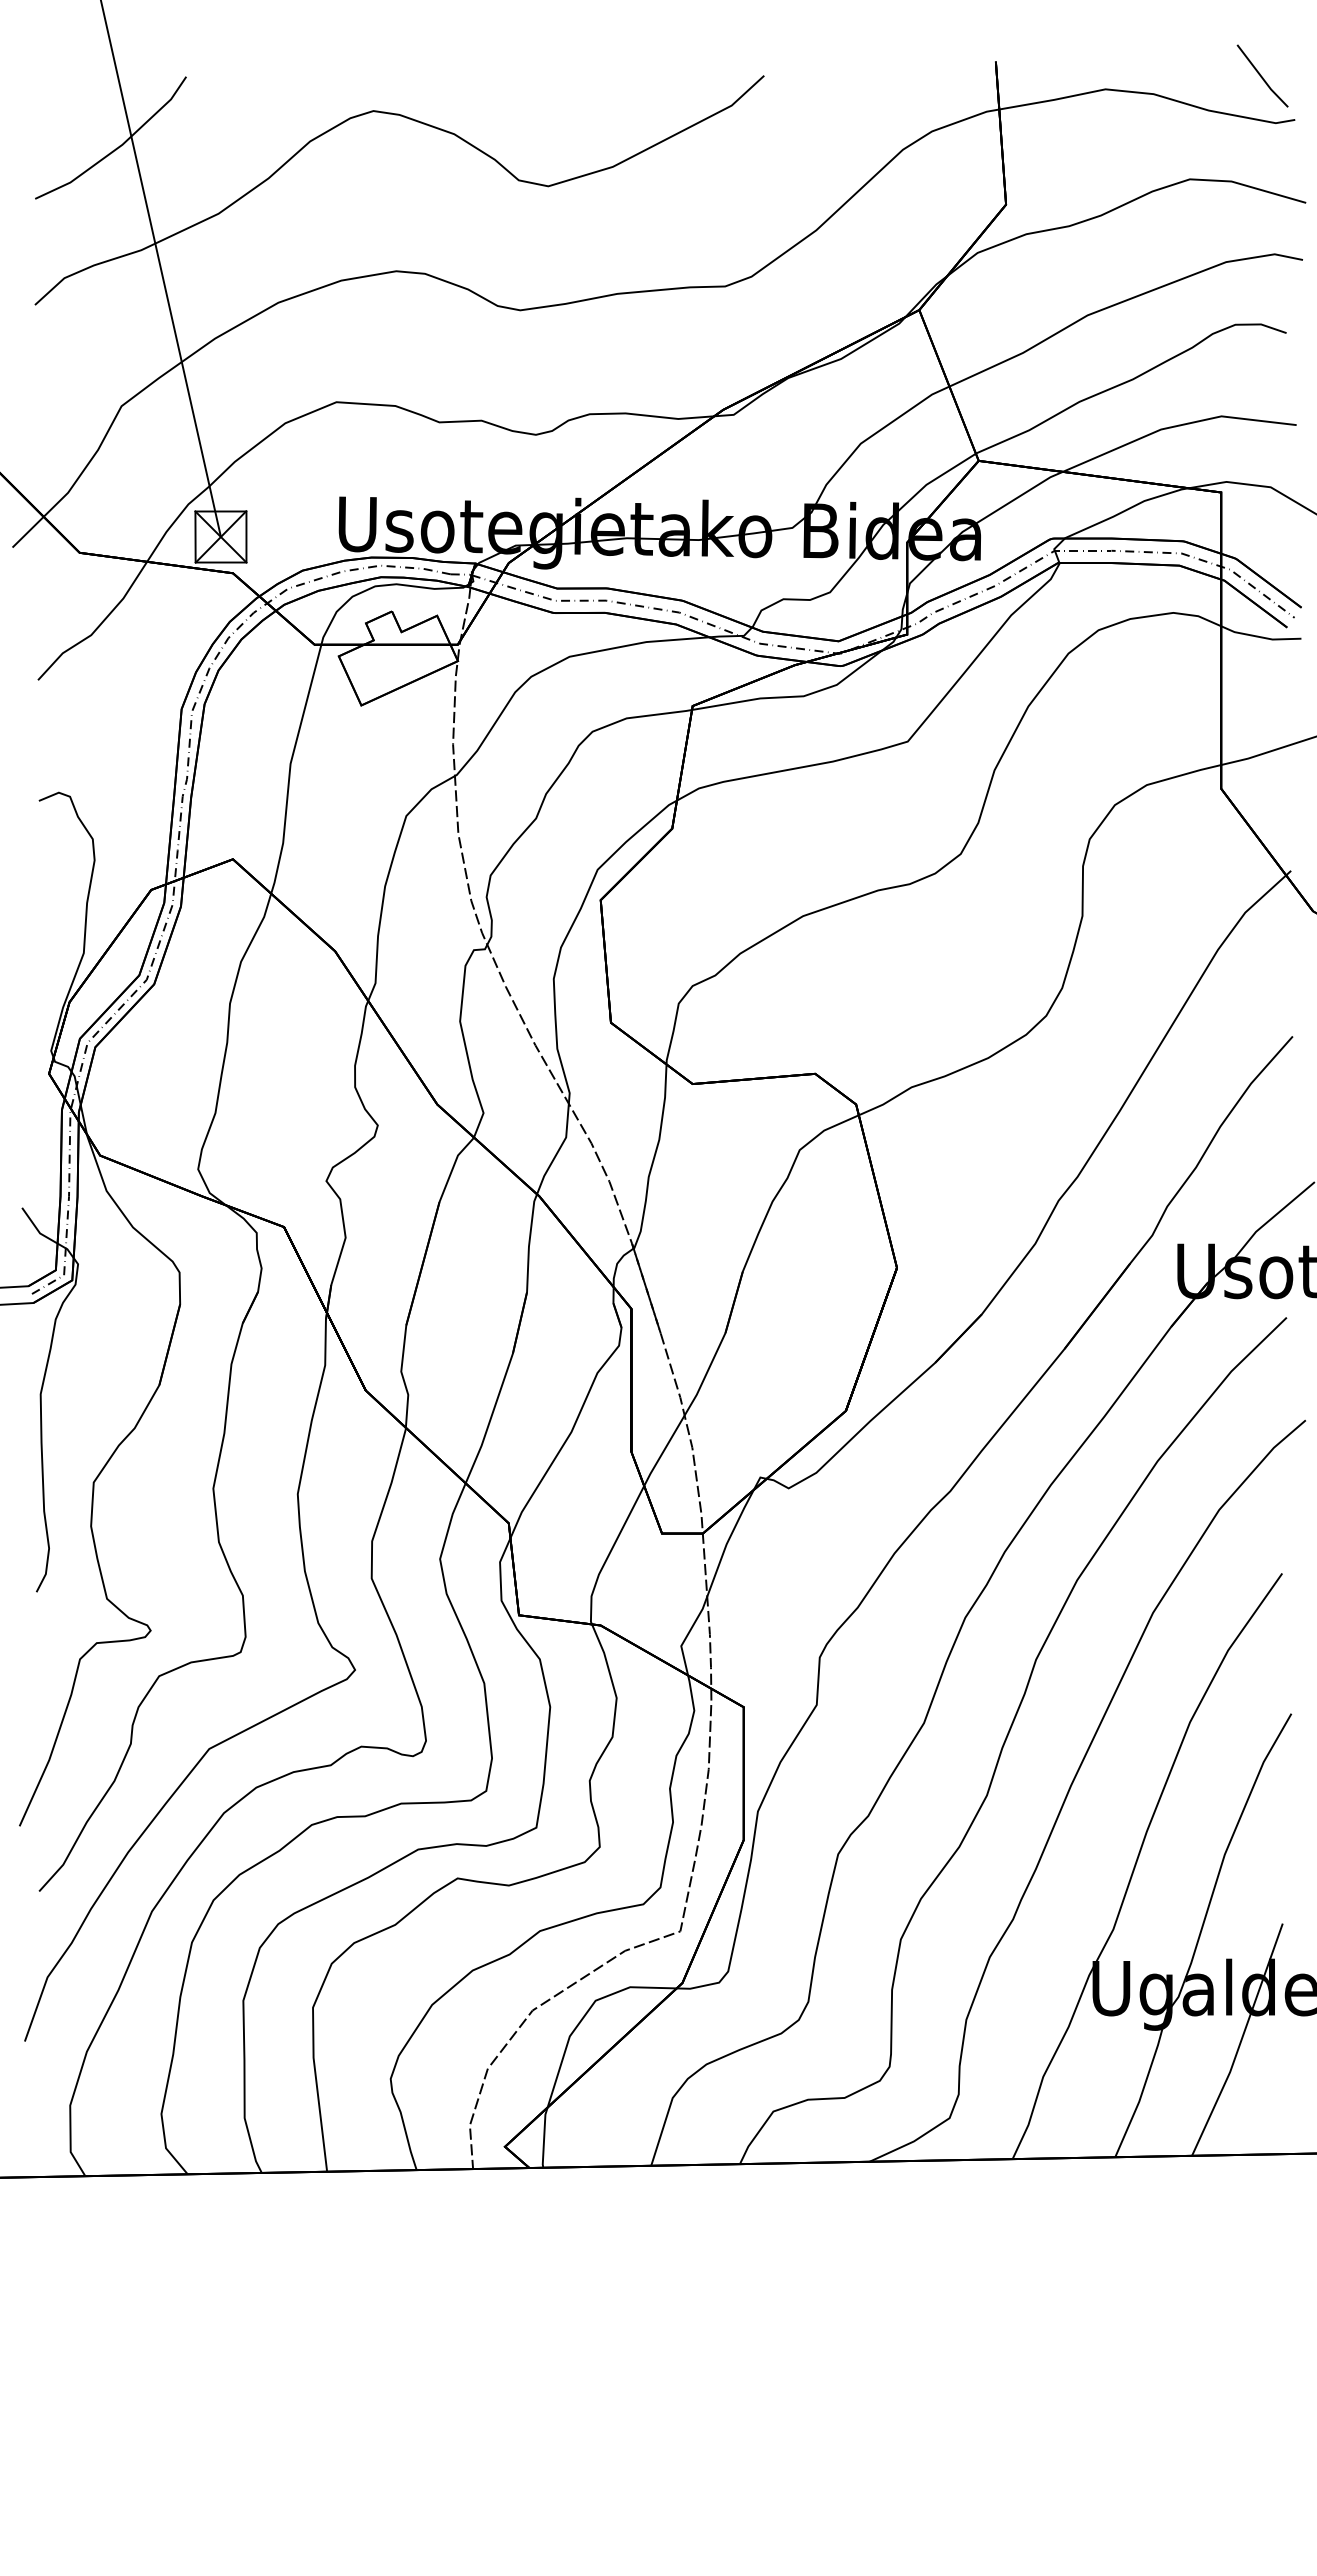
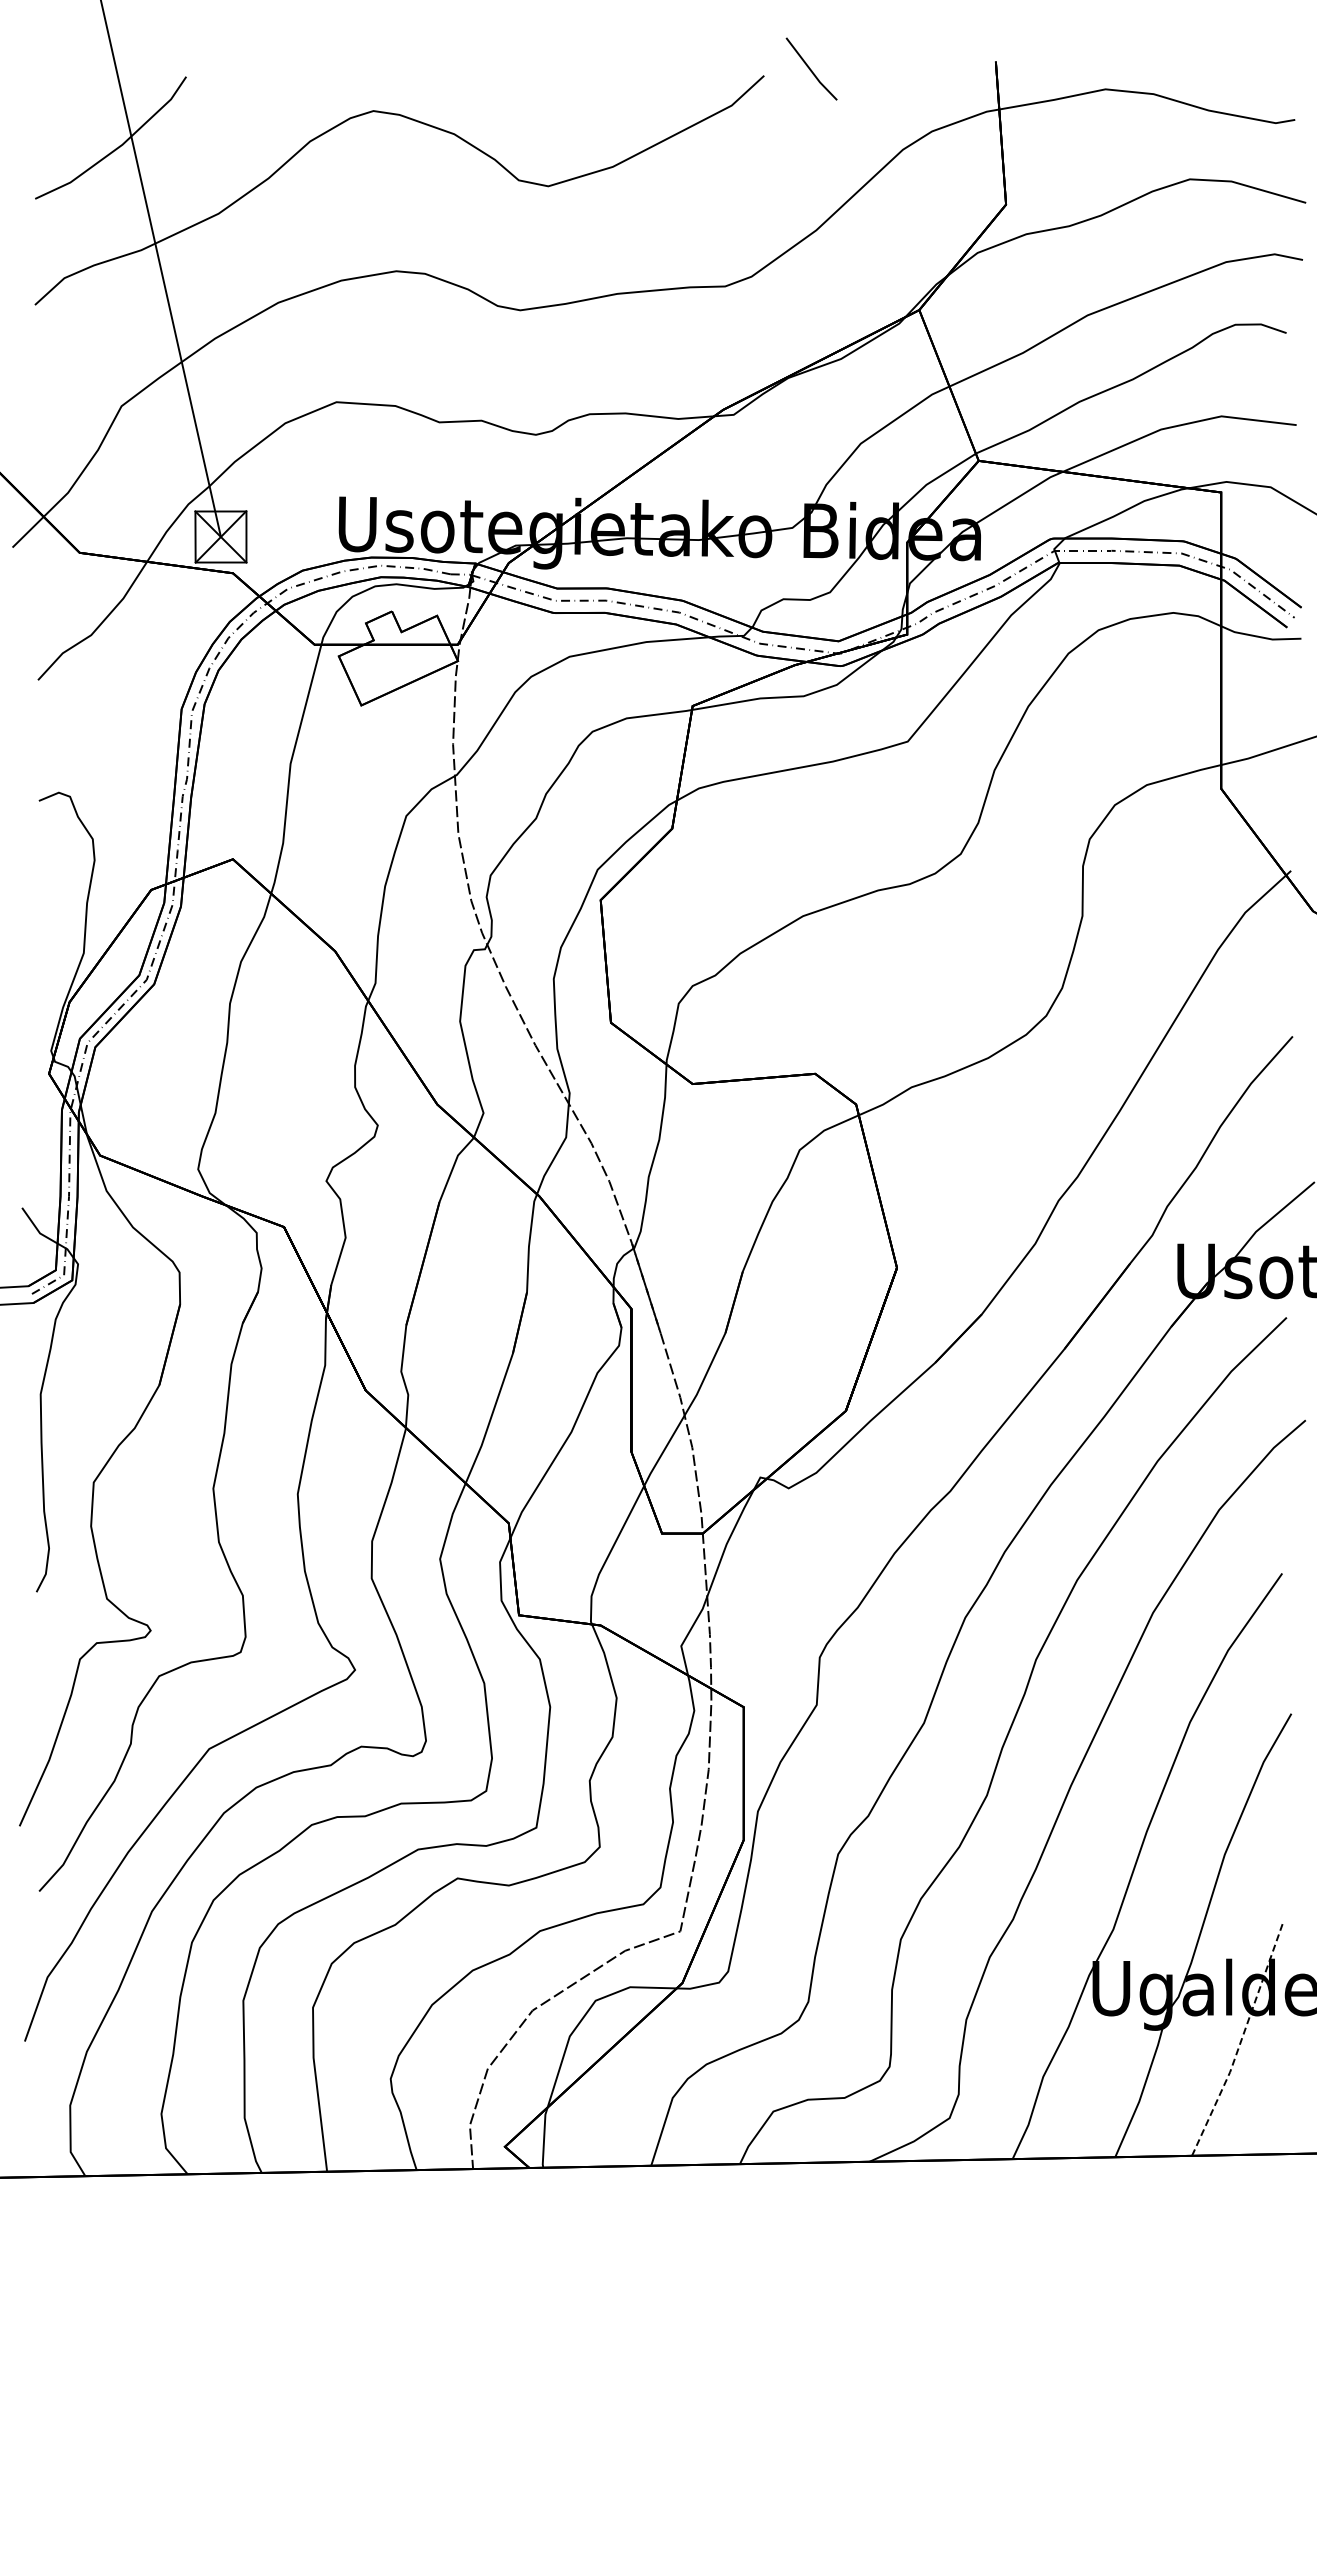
line position: (1261, 75) -> (810, 68) (810, 68)
line: solid -> dashed (1241, 2041)
